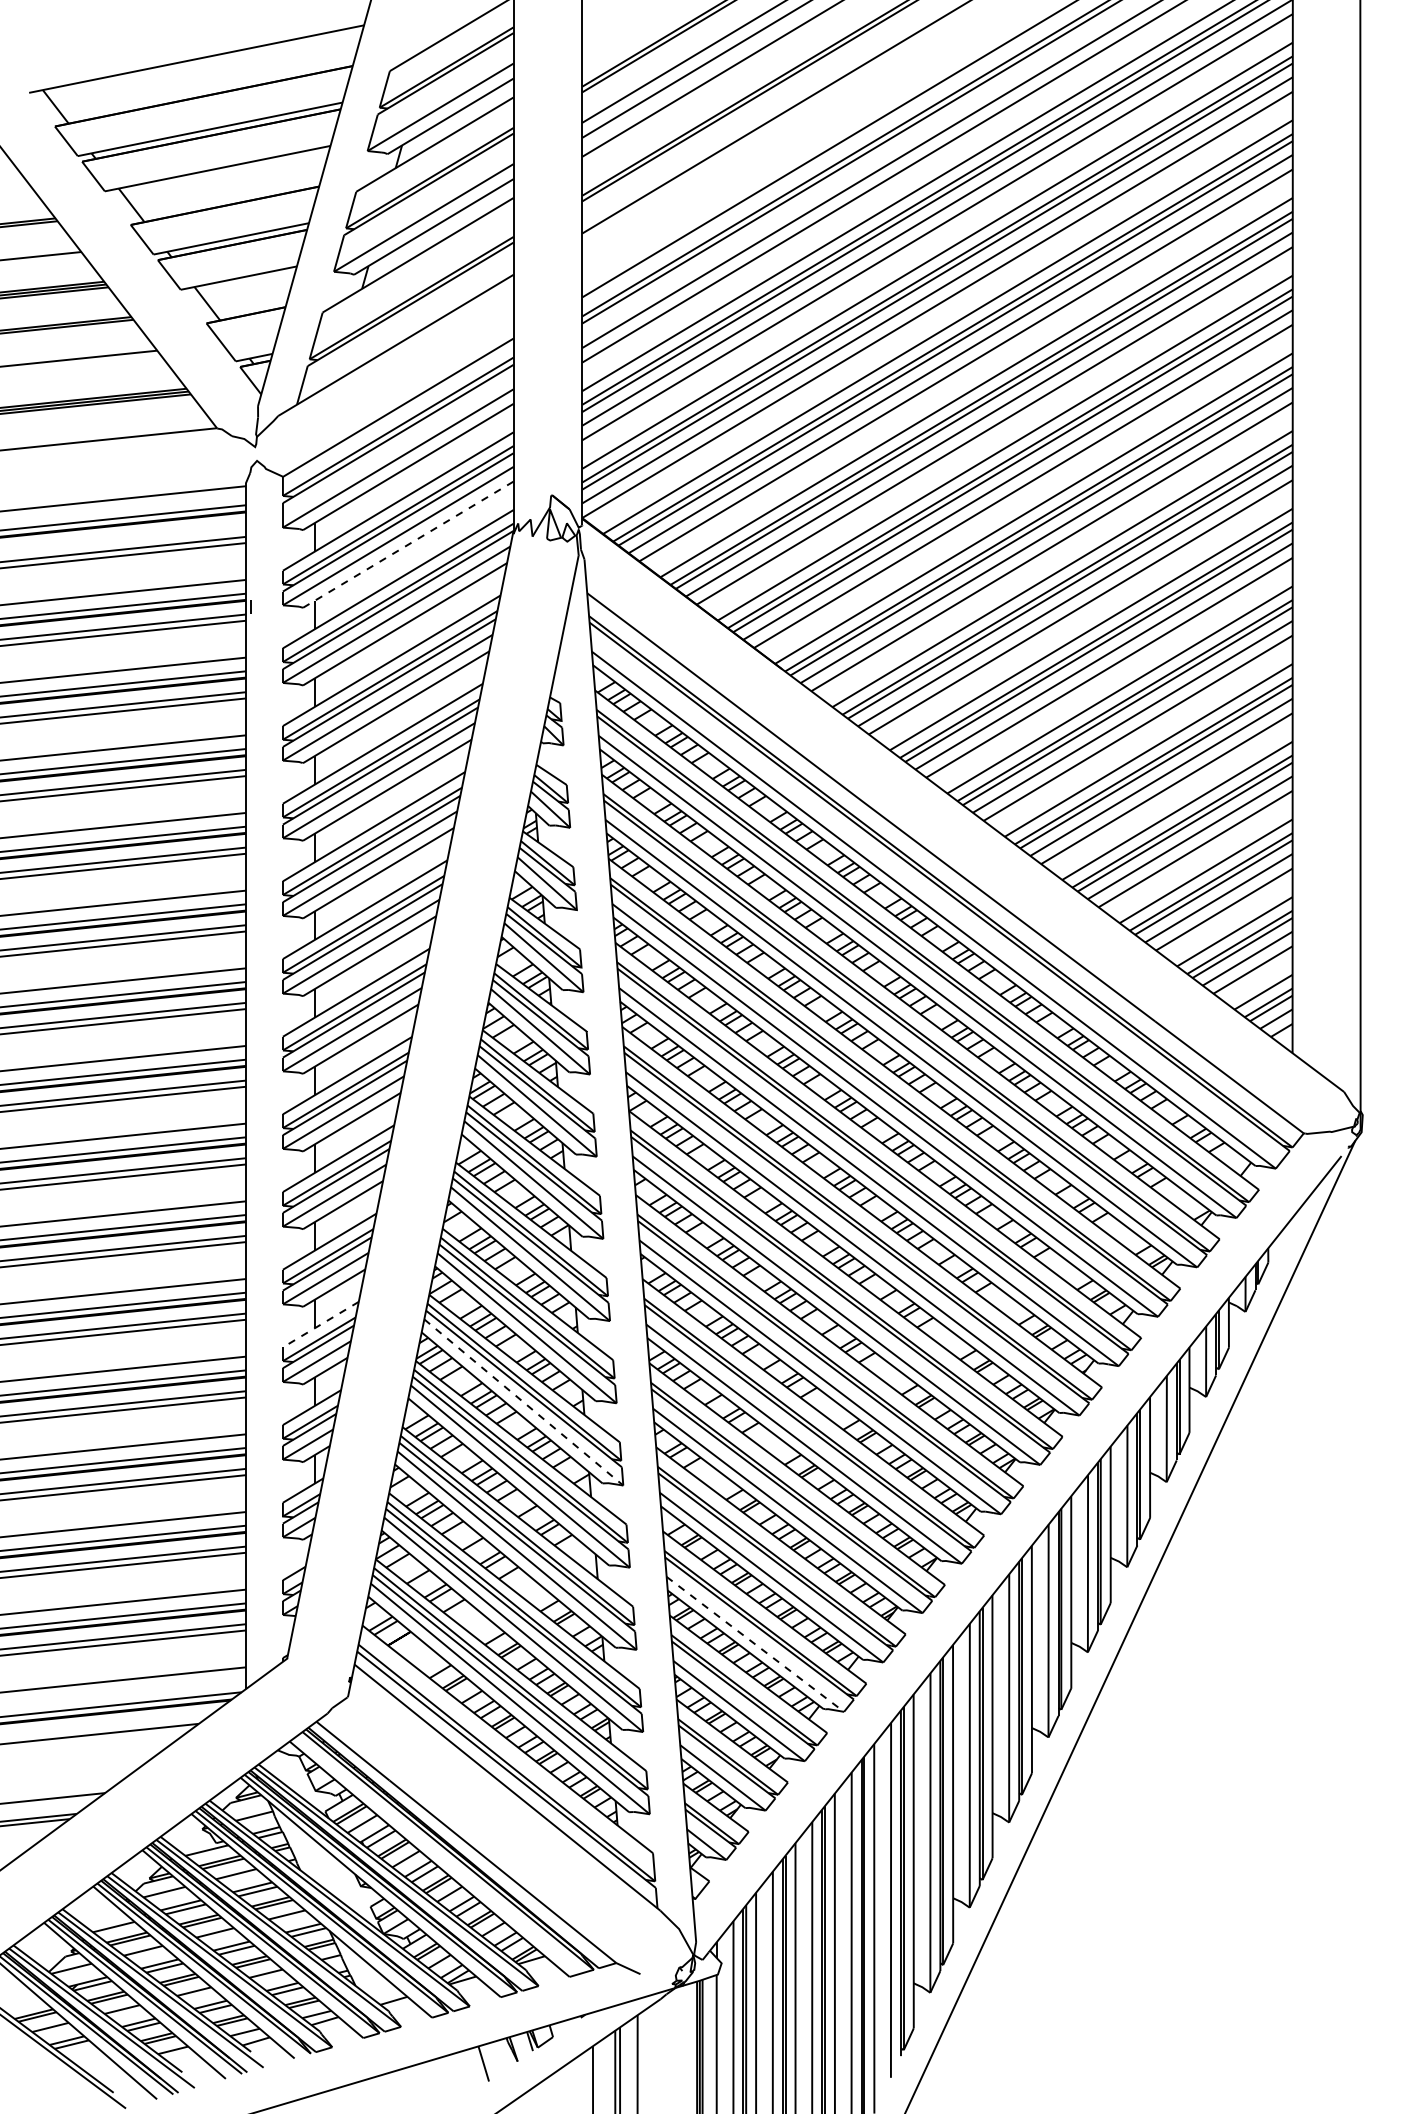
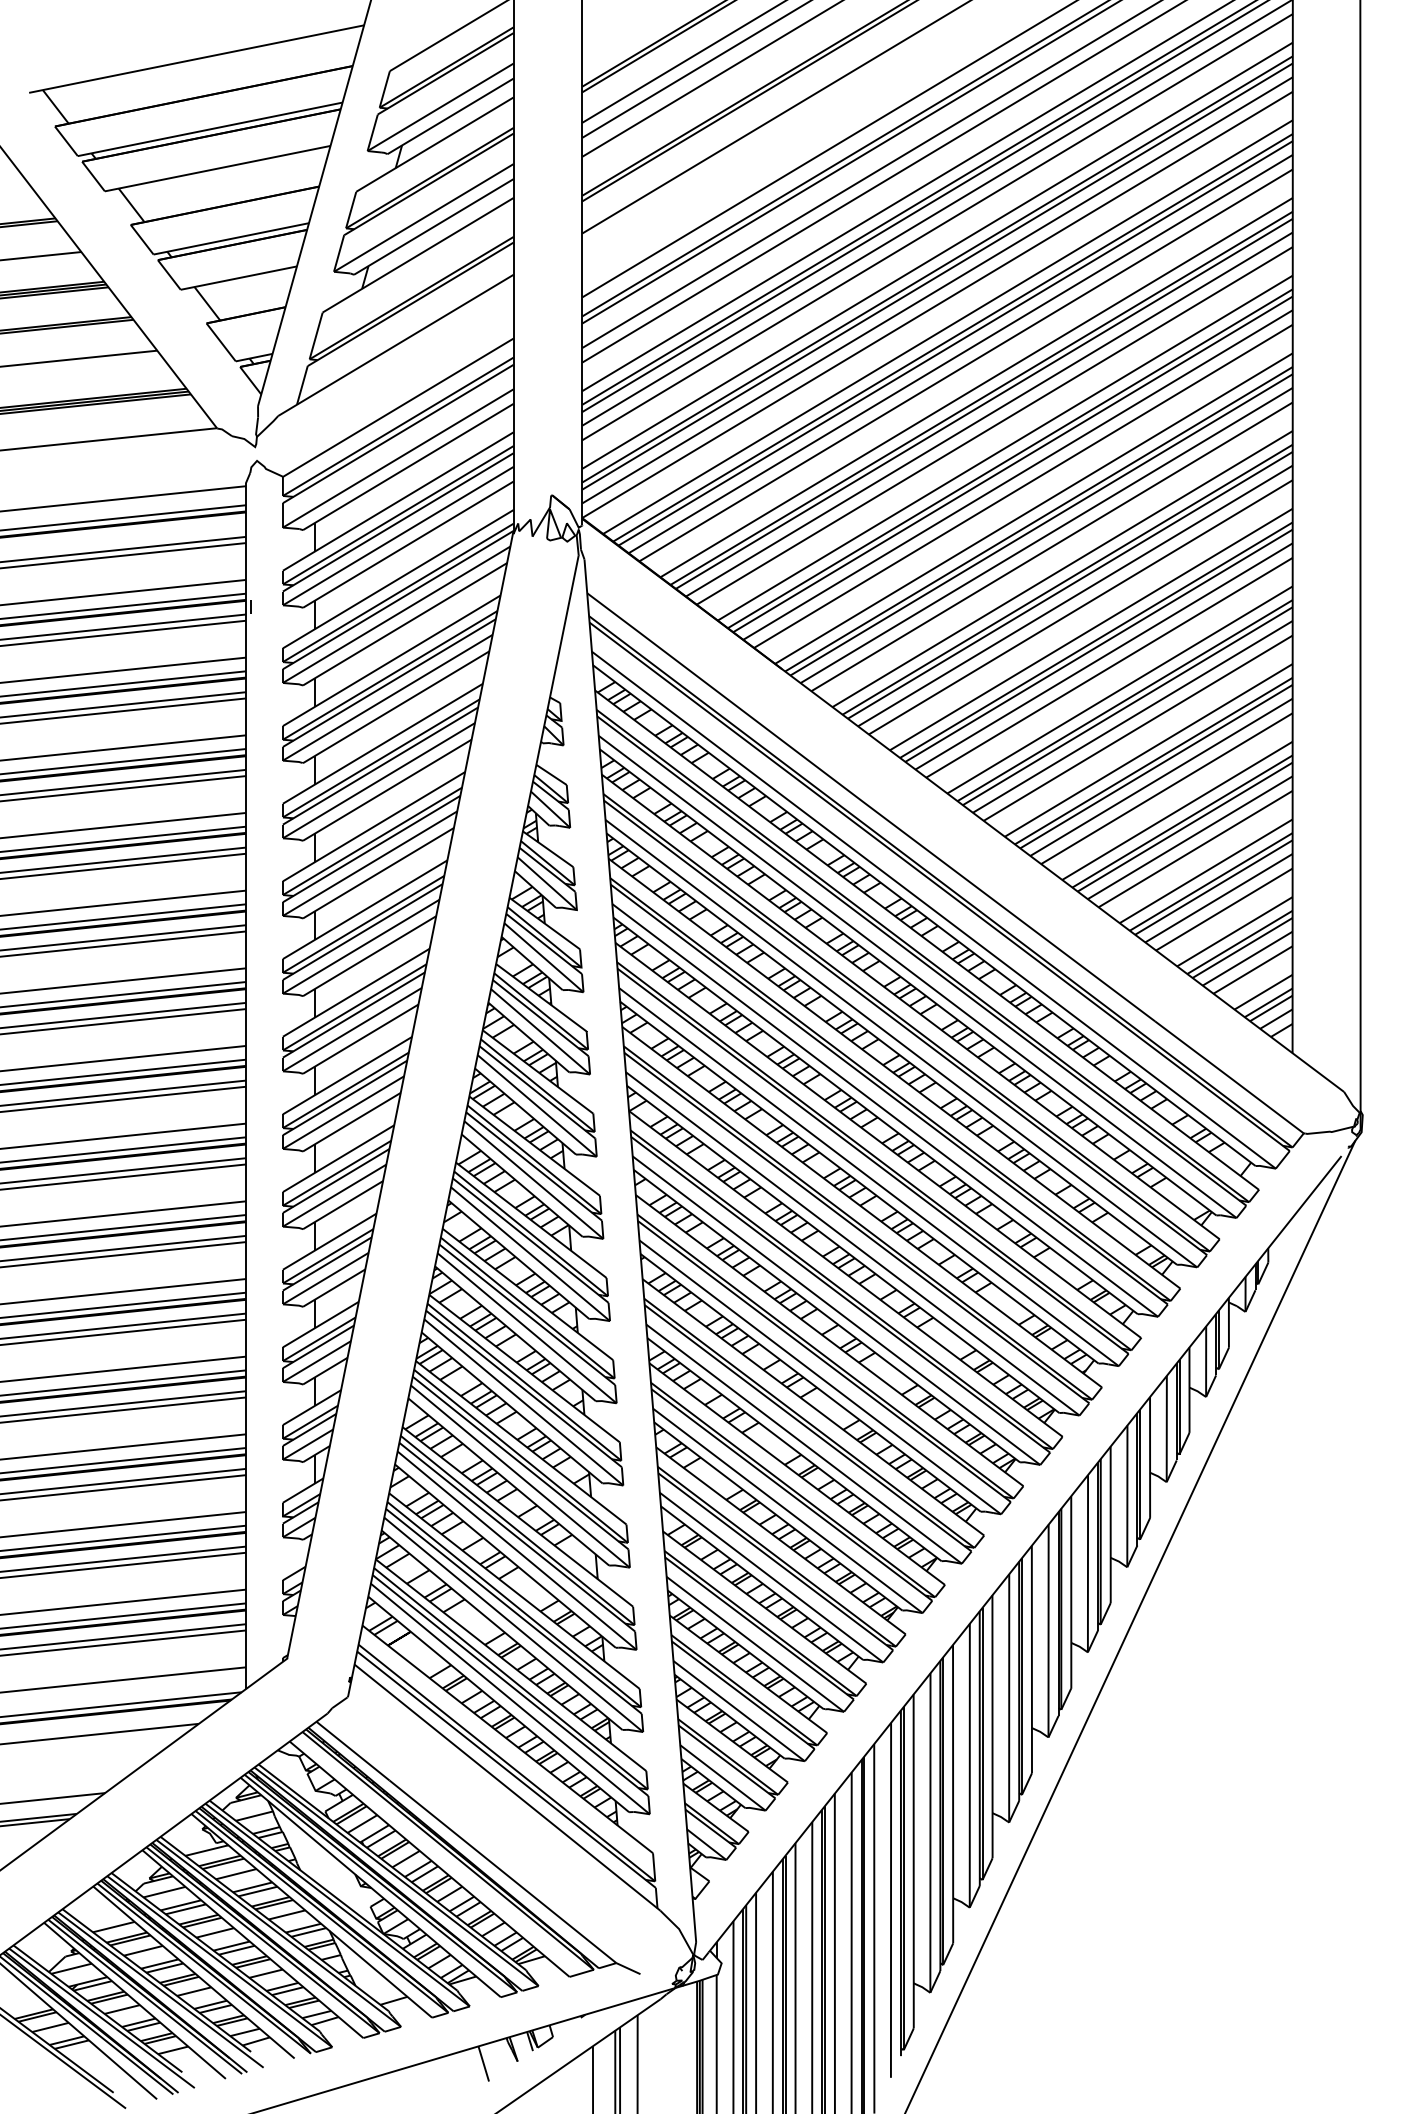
line: dashed -> solid (408, 544)
line: dashed -> solid (320, 1324)
line: dashed -> solid (523, 1402)
line: dashed -> solid (755, 1644)
